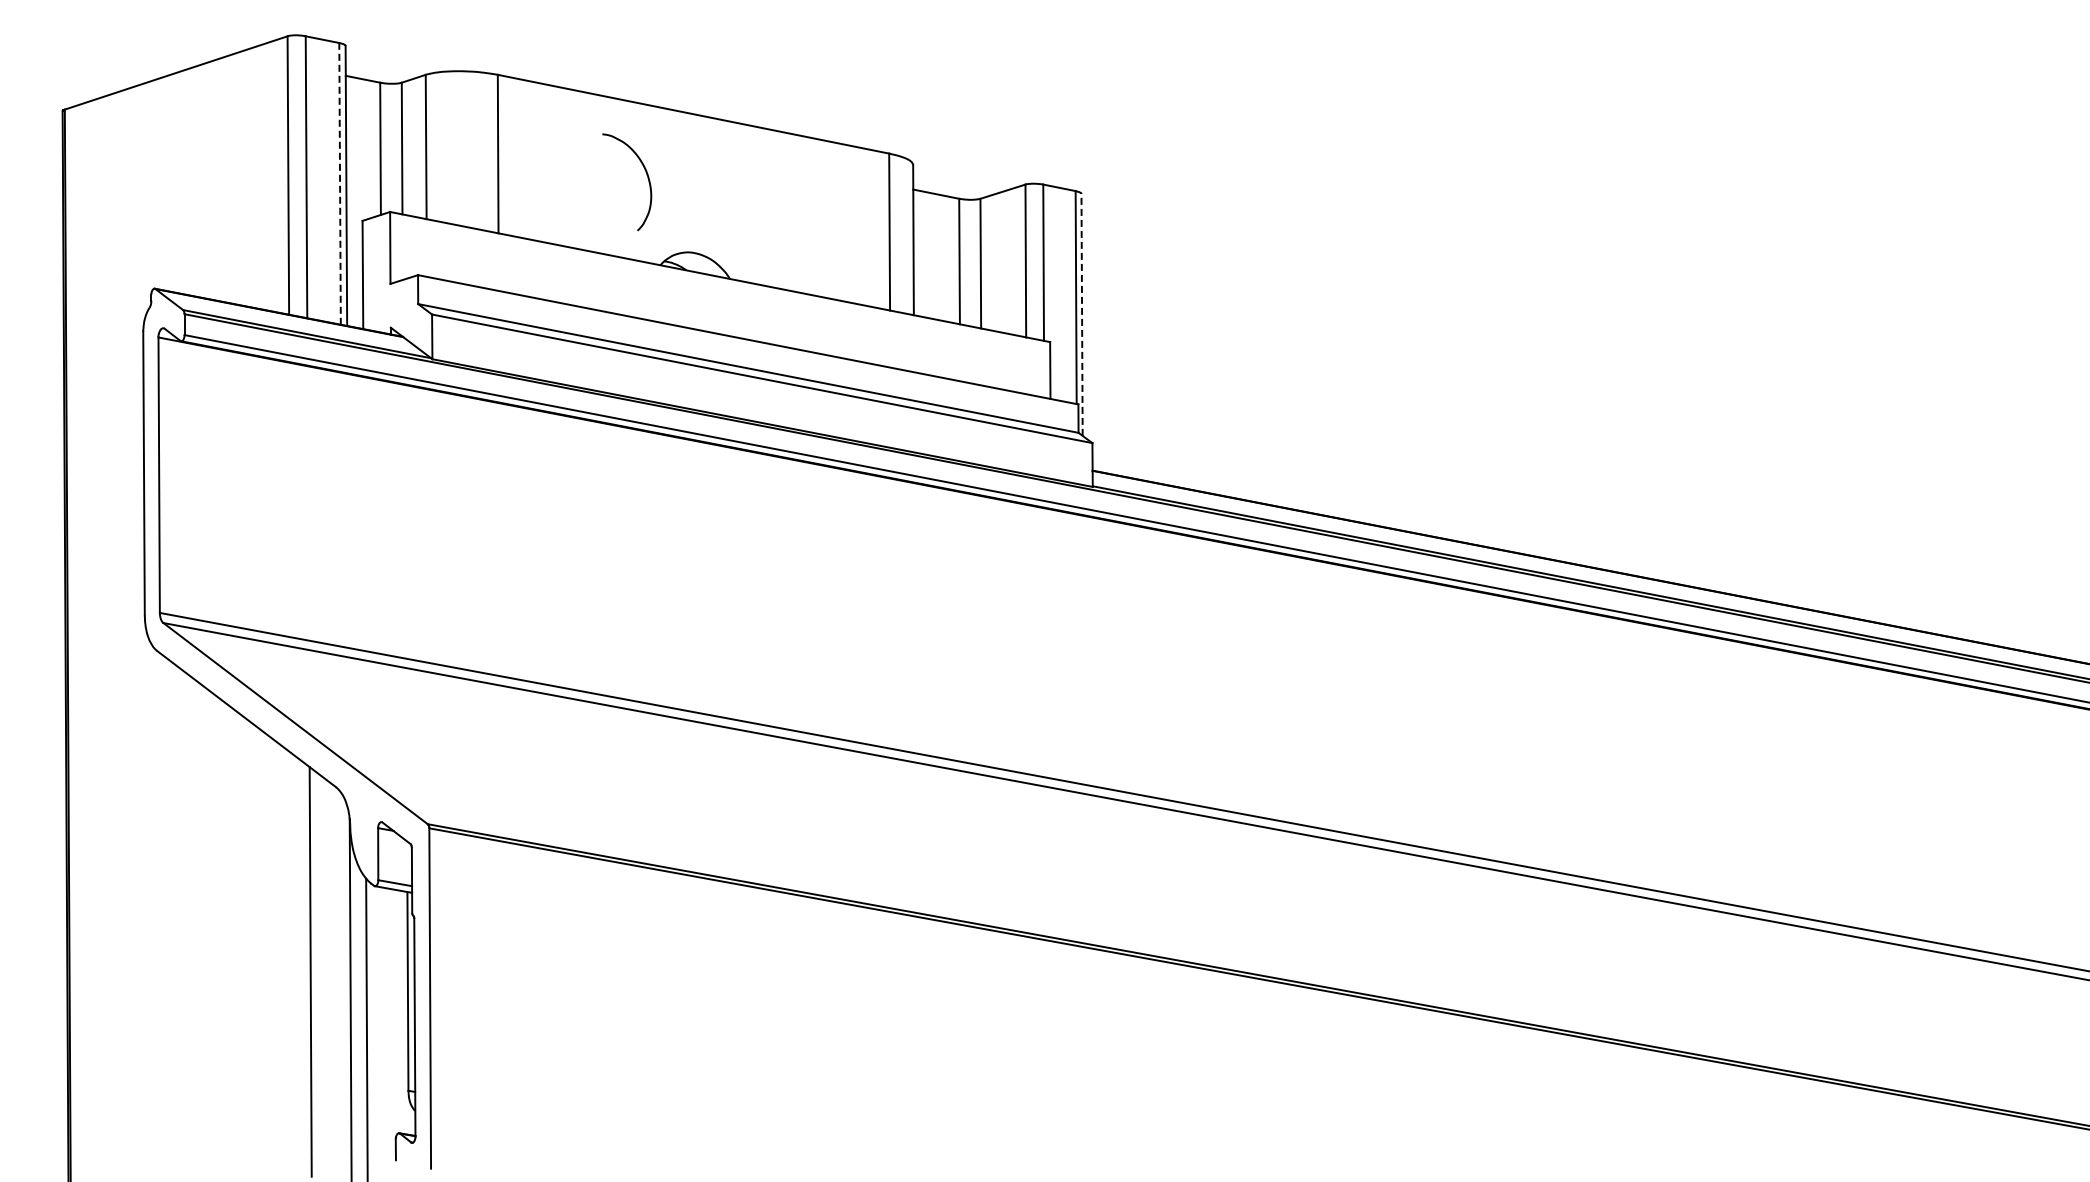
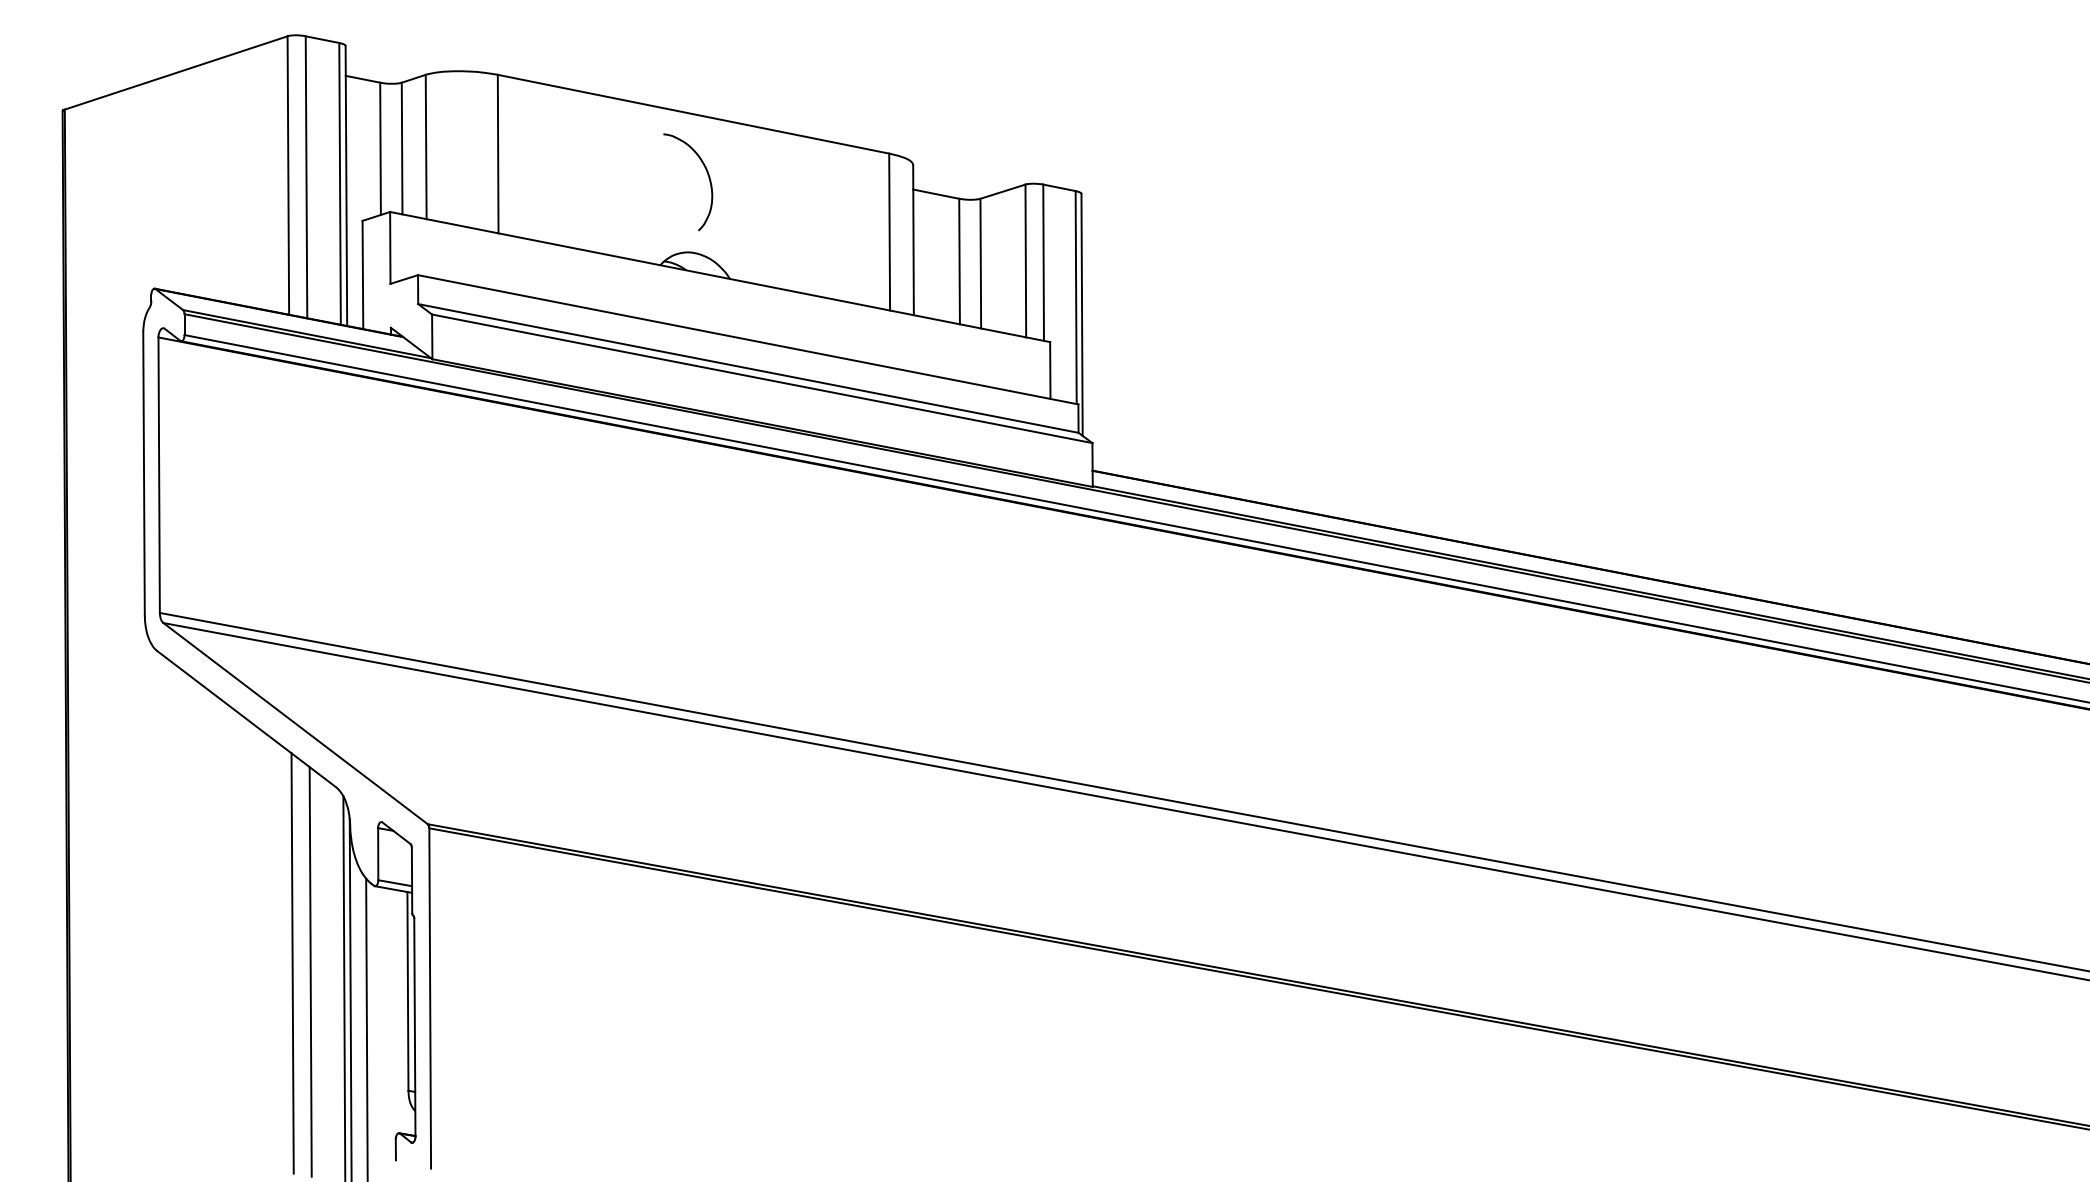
curve position: (646, 175) -> (707, 175) (707, 175)
line: dashed -> solid (340, 183)
line: dashed -> solid (1082, 314)
line: none -> present (292, 963)
line: none -> present (344, 987)
